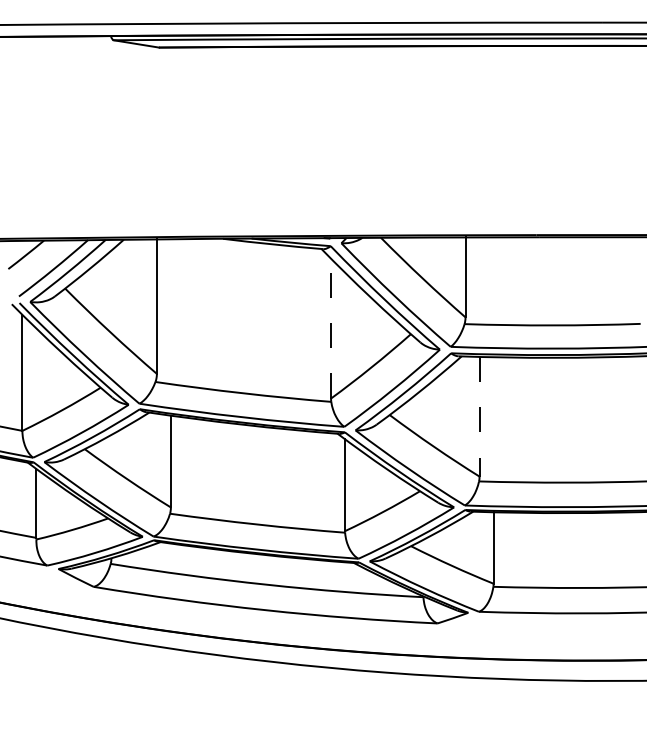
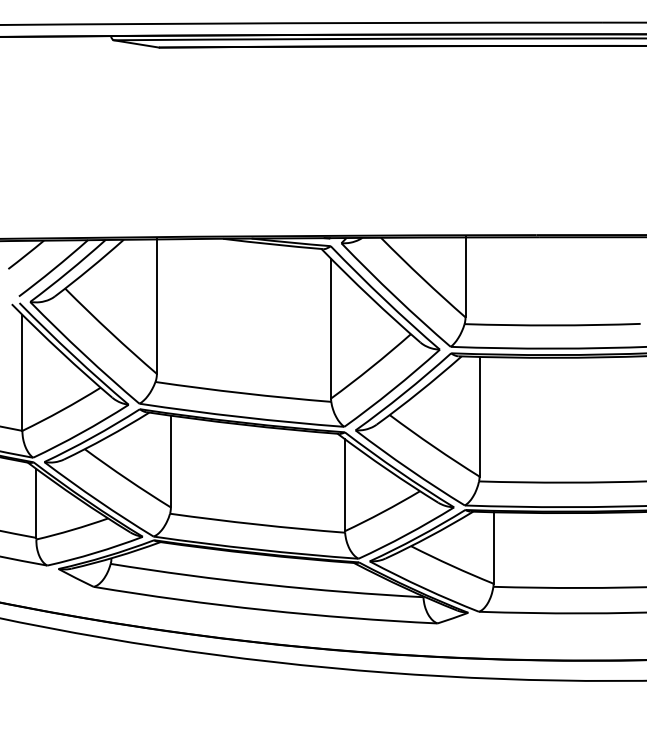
line: dashed -> solid (331, 328)
line: dashed -> solid (479, 416)
